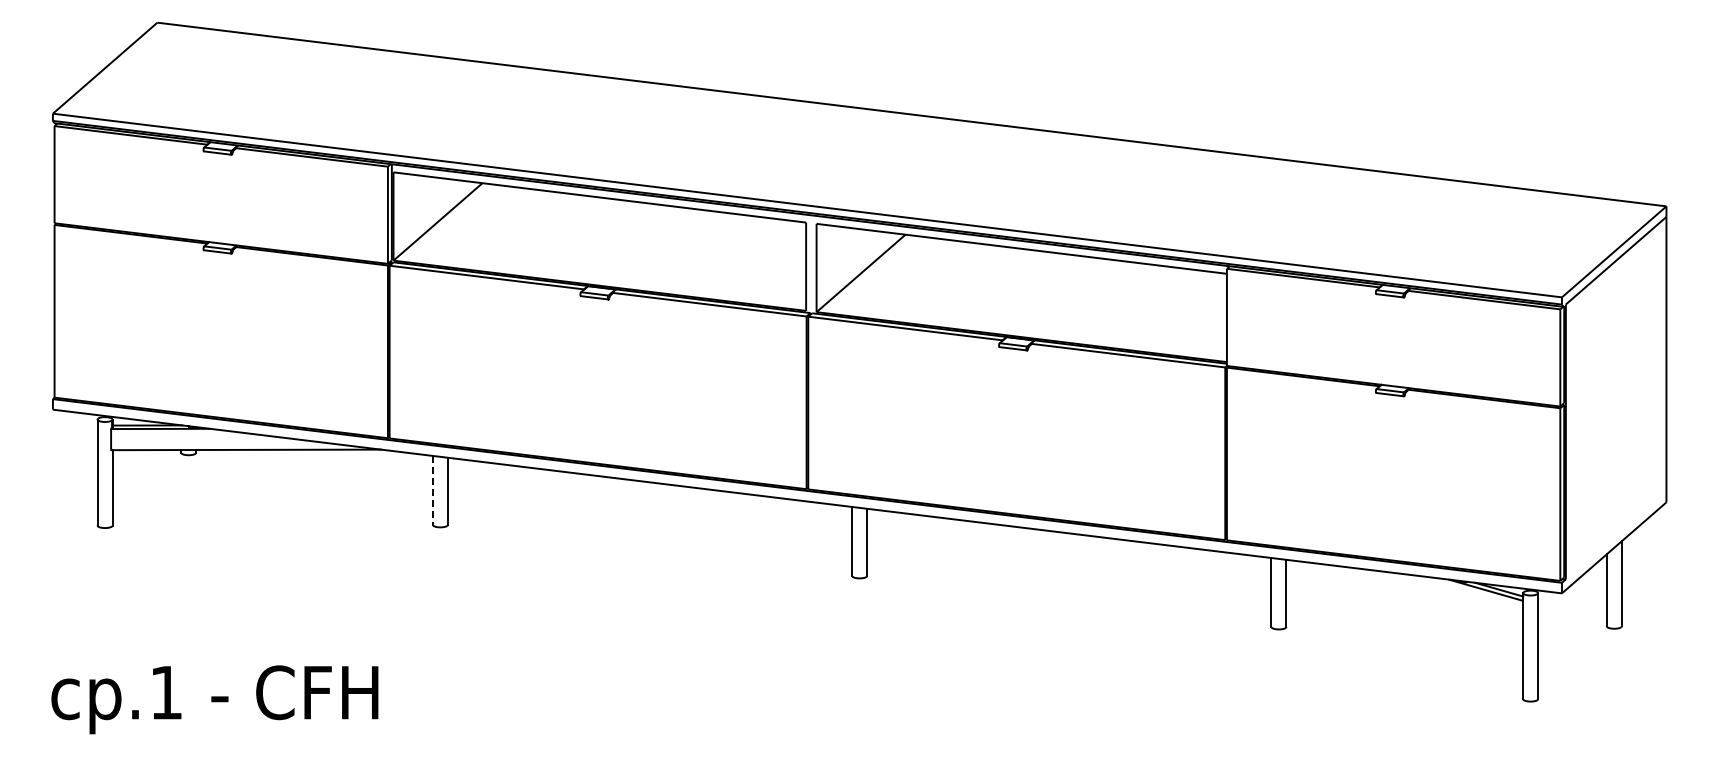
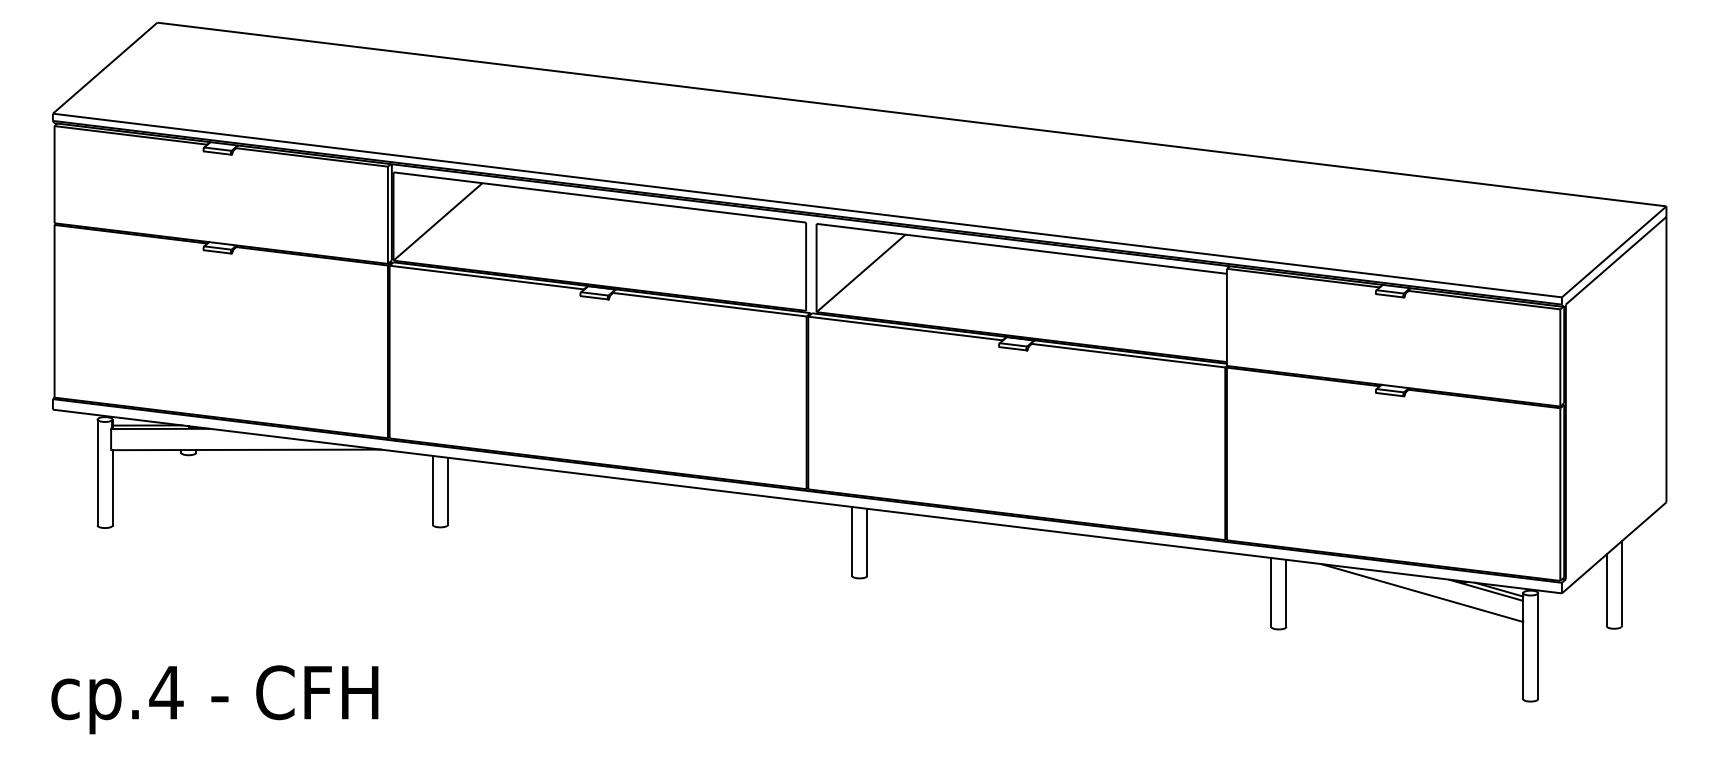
line: dashed -> solid (432, 490)
line: none -> present (1421, 593)
text: cp.1 -> cp.4 (166, 692)
